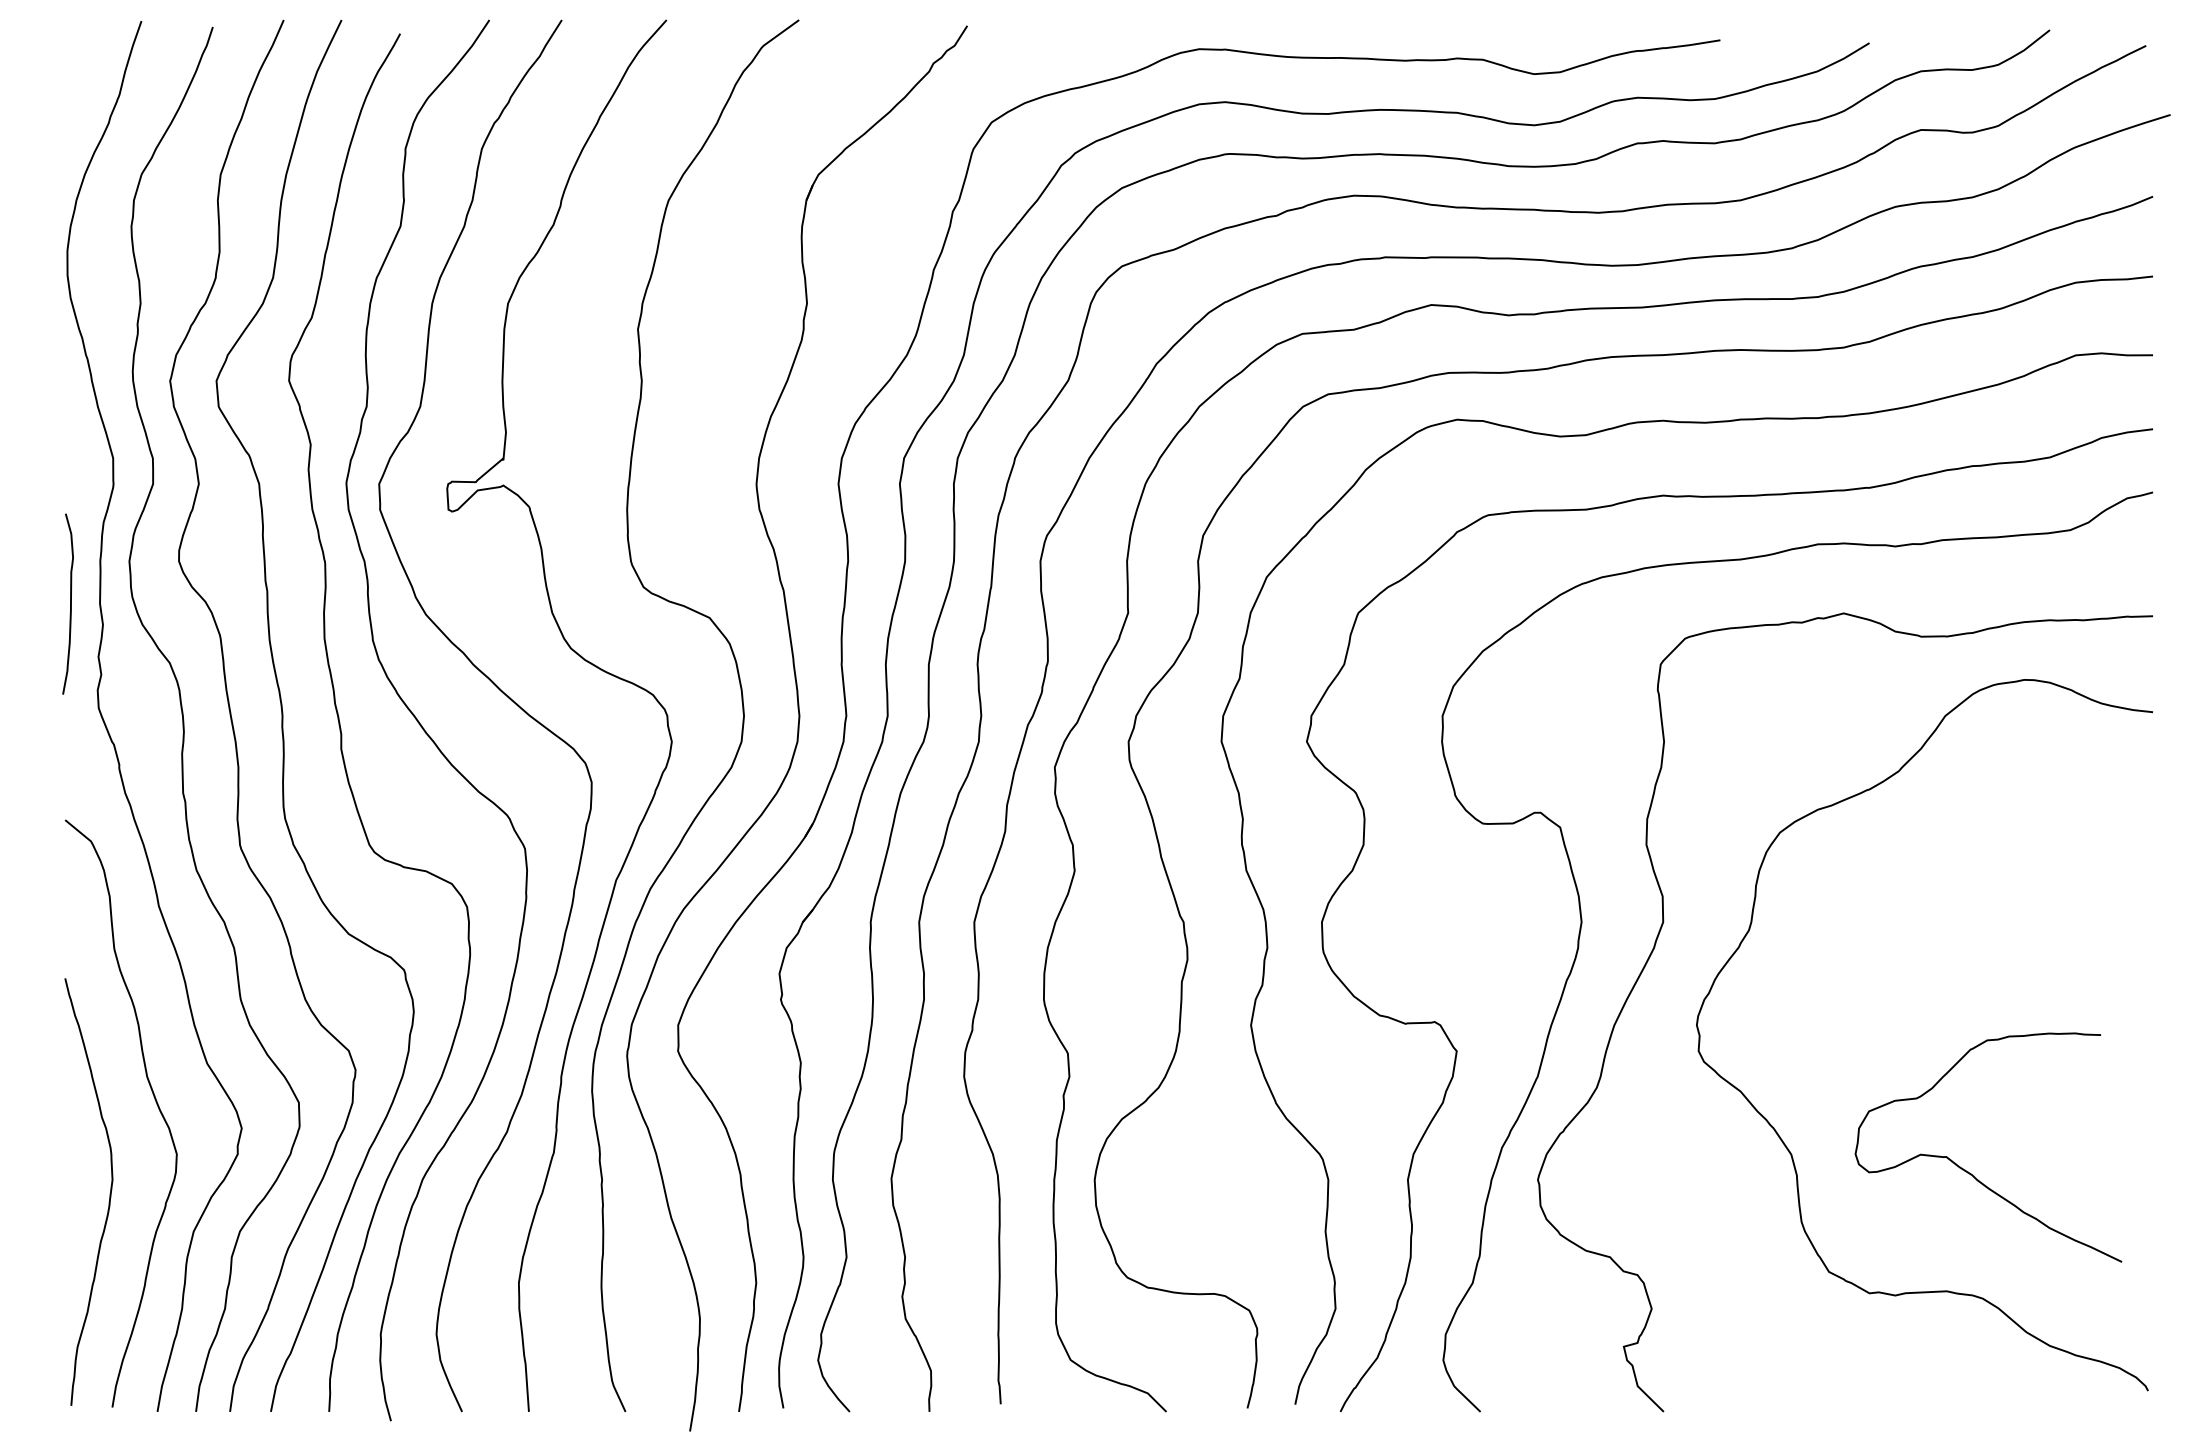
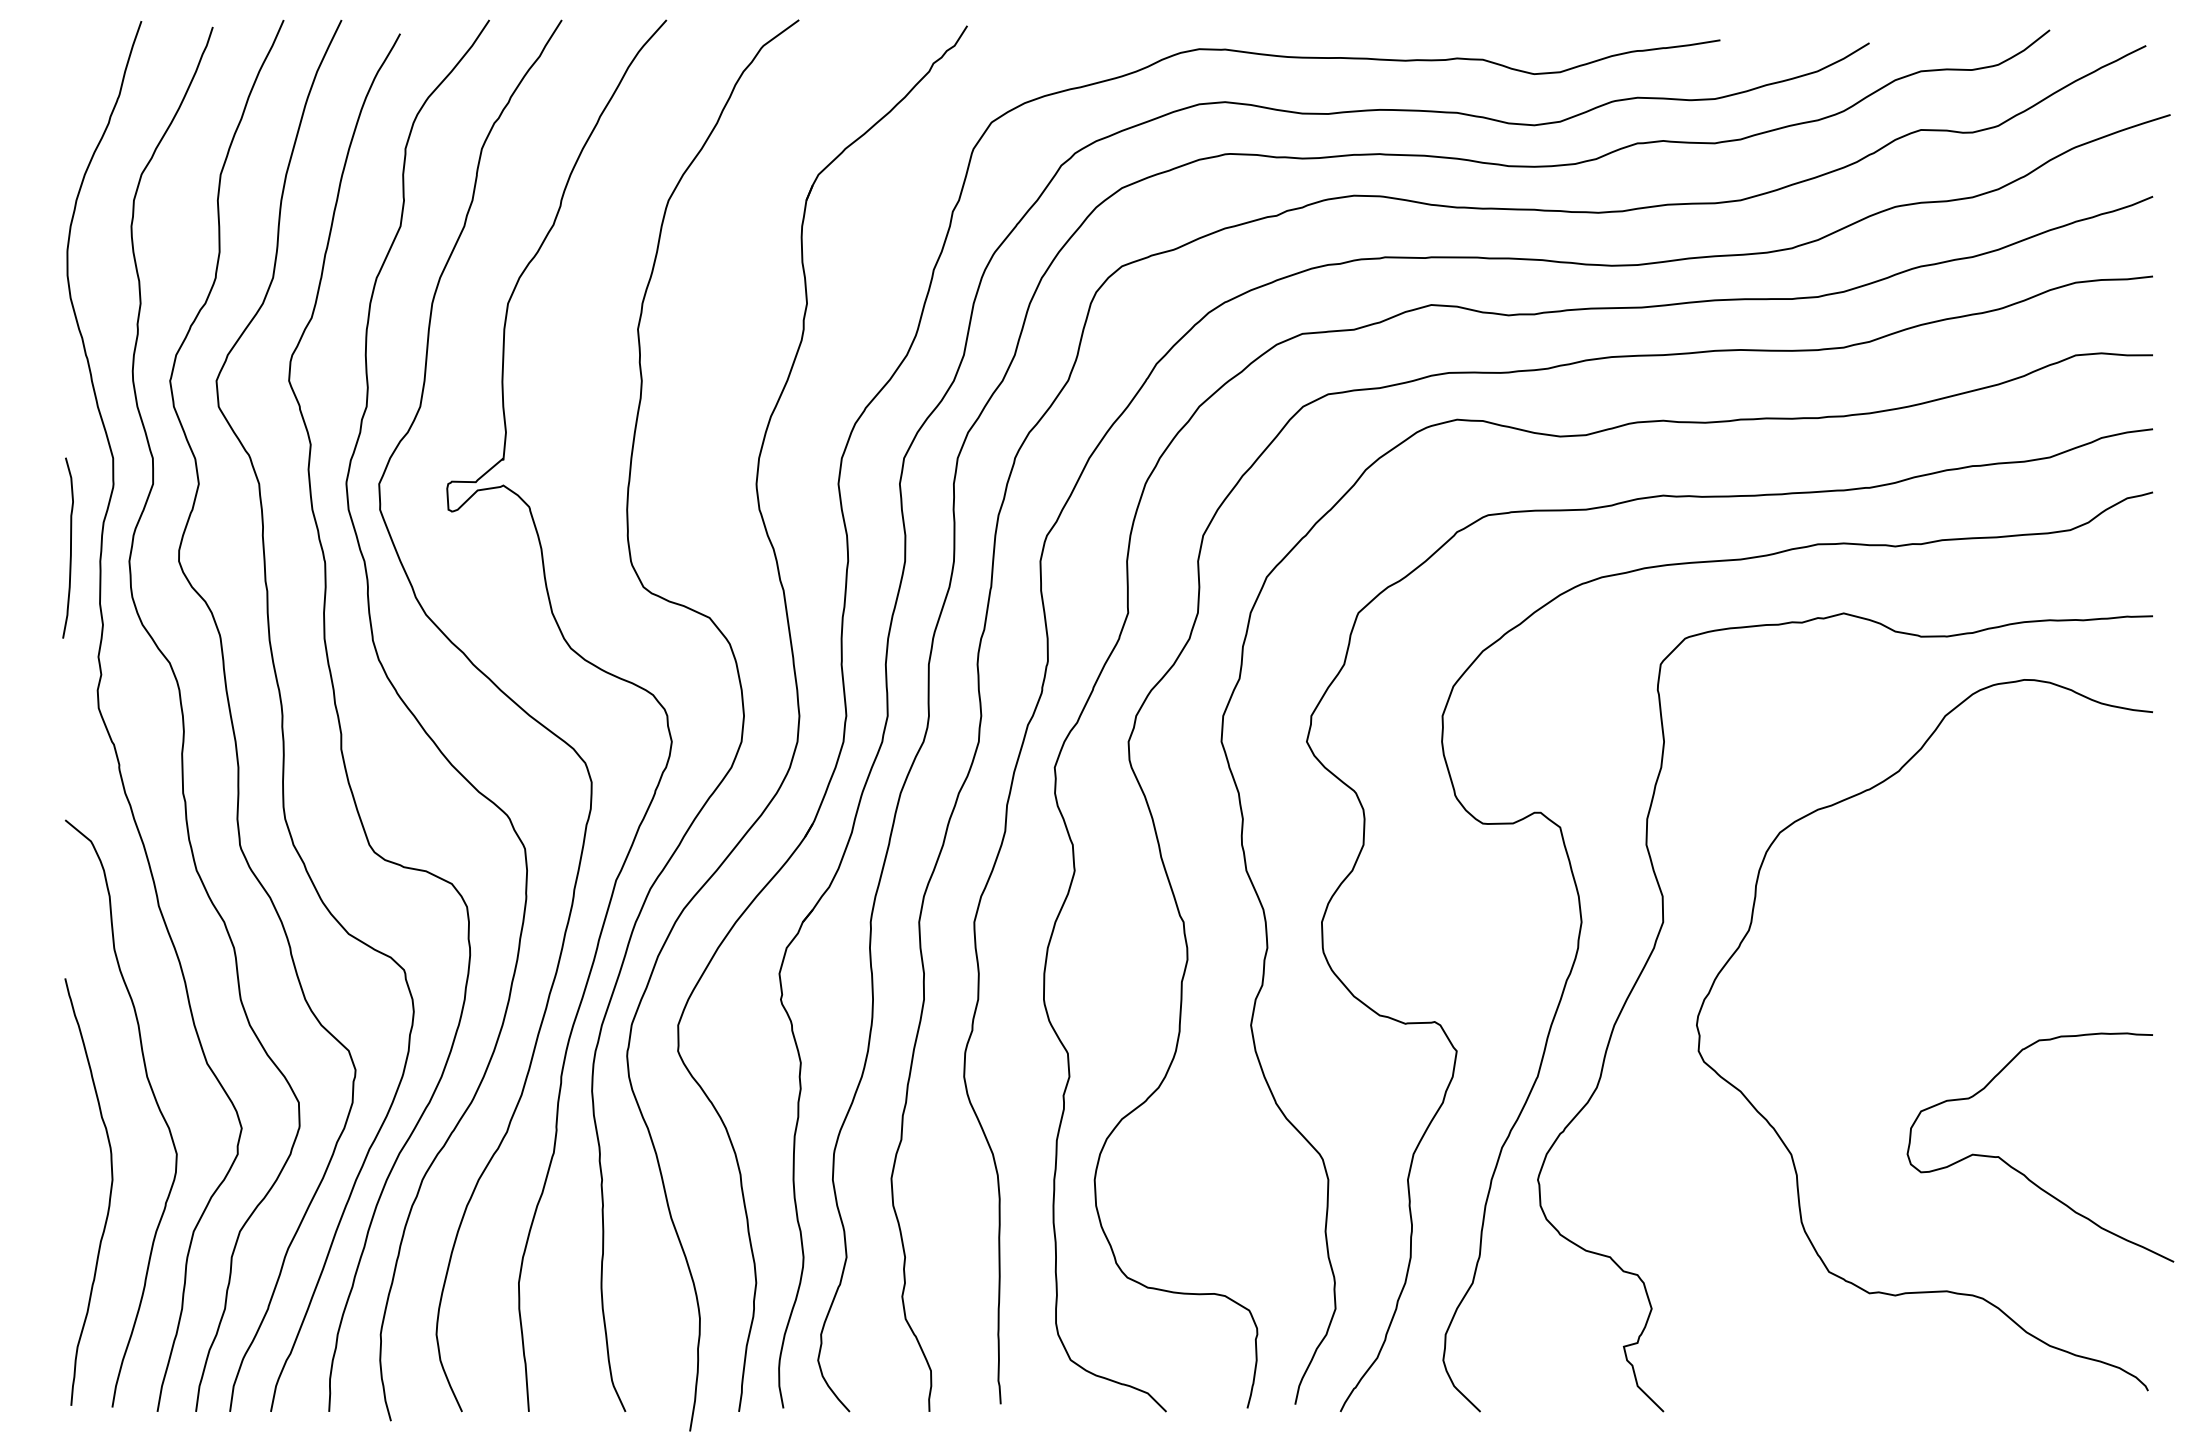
curve position: (70, 603) -> (70, 547) (70, 547)
curve position: (1971, 1173) -> (2023, 1173) (2023, 1173)
